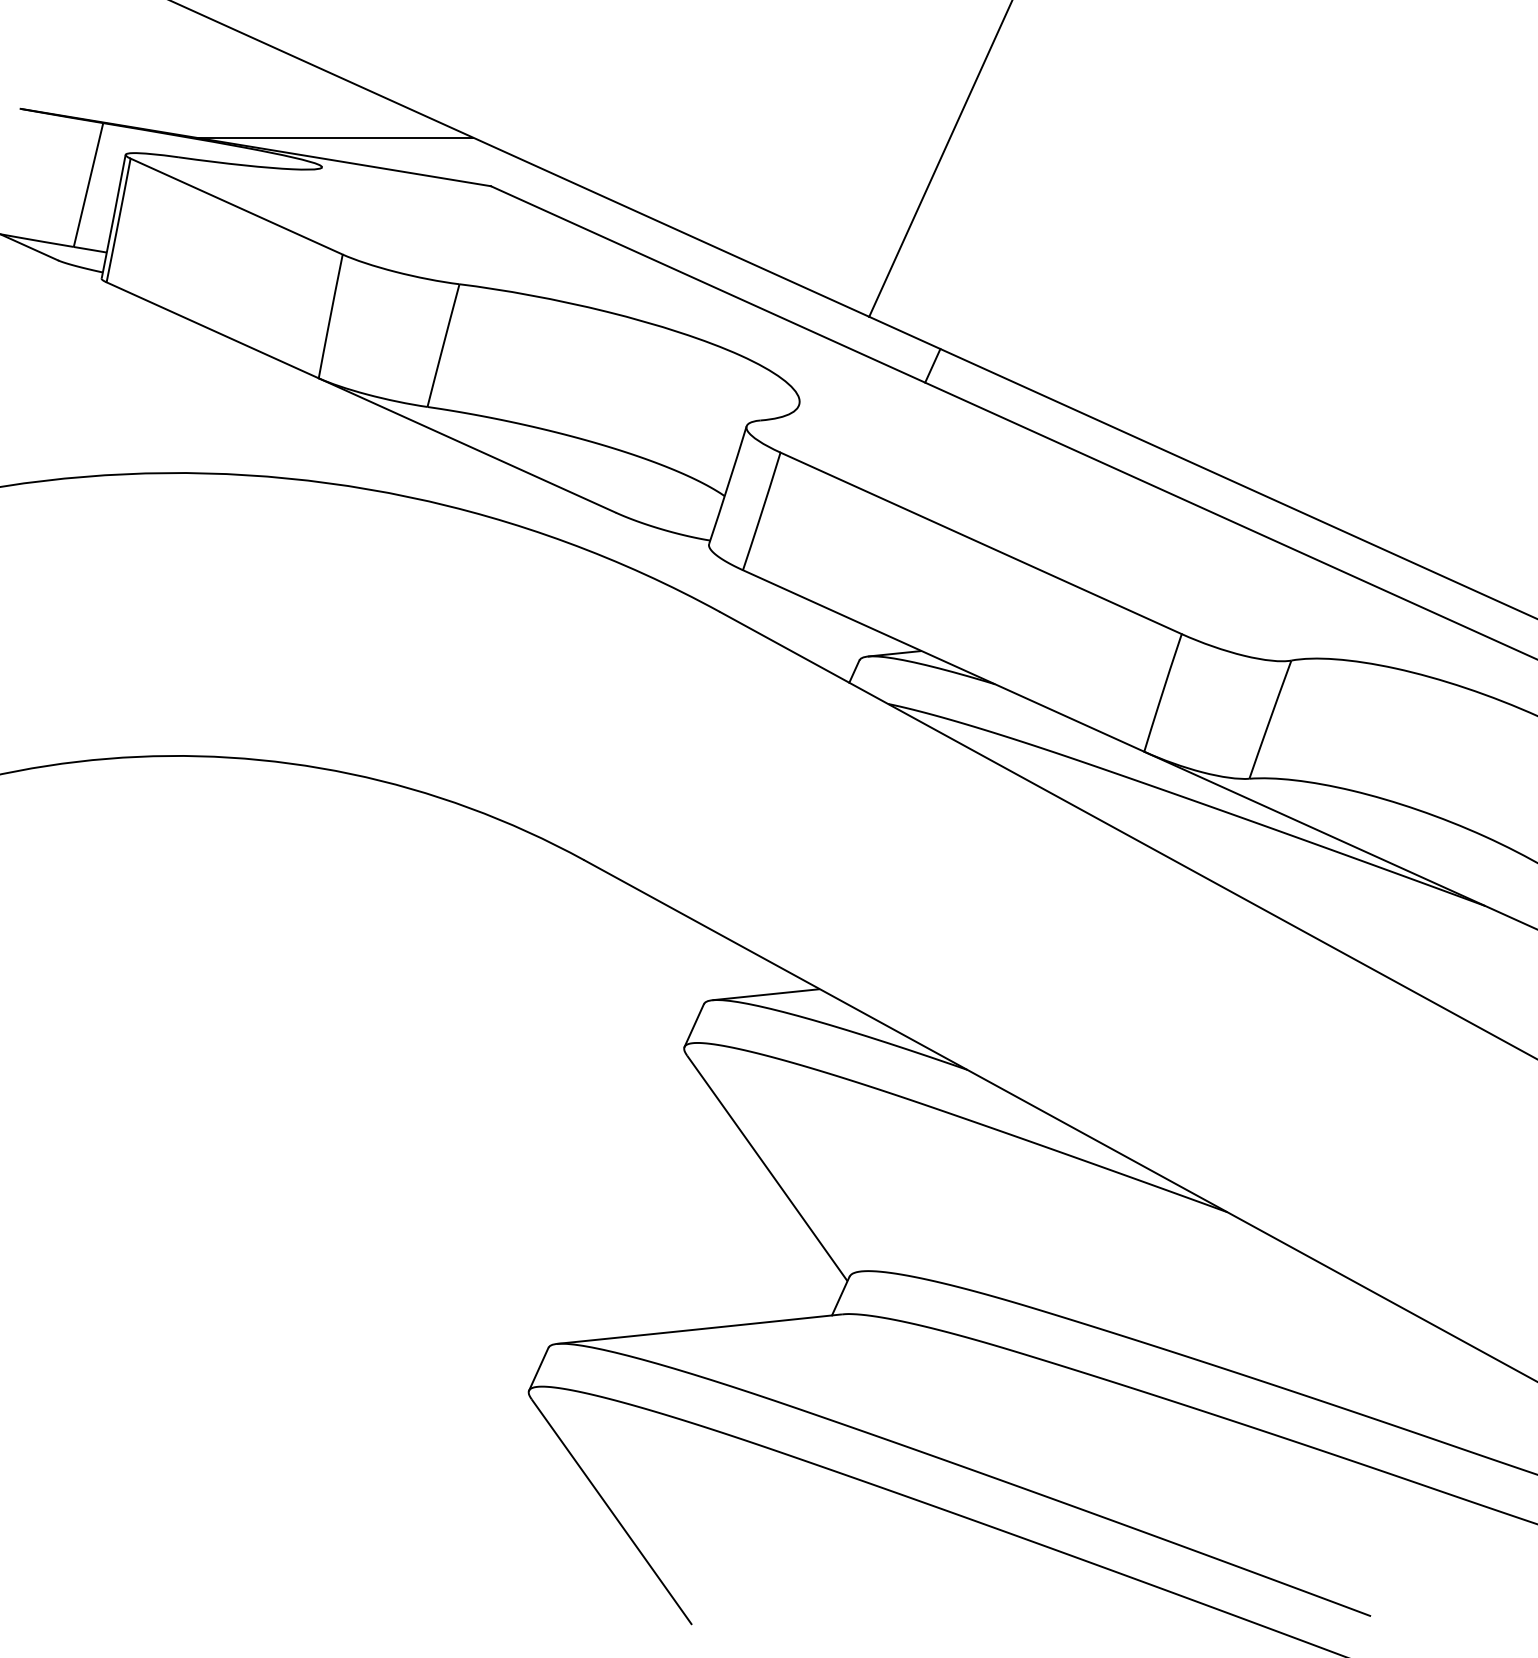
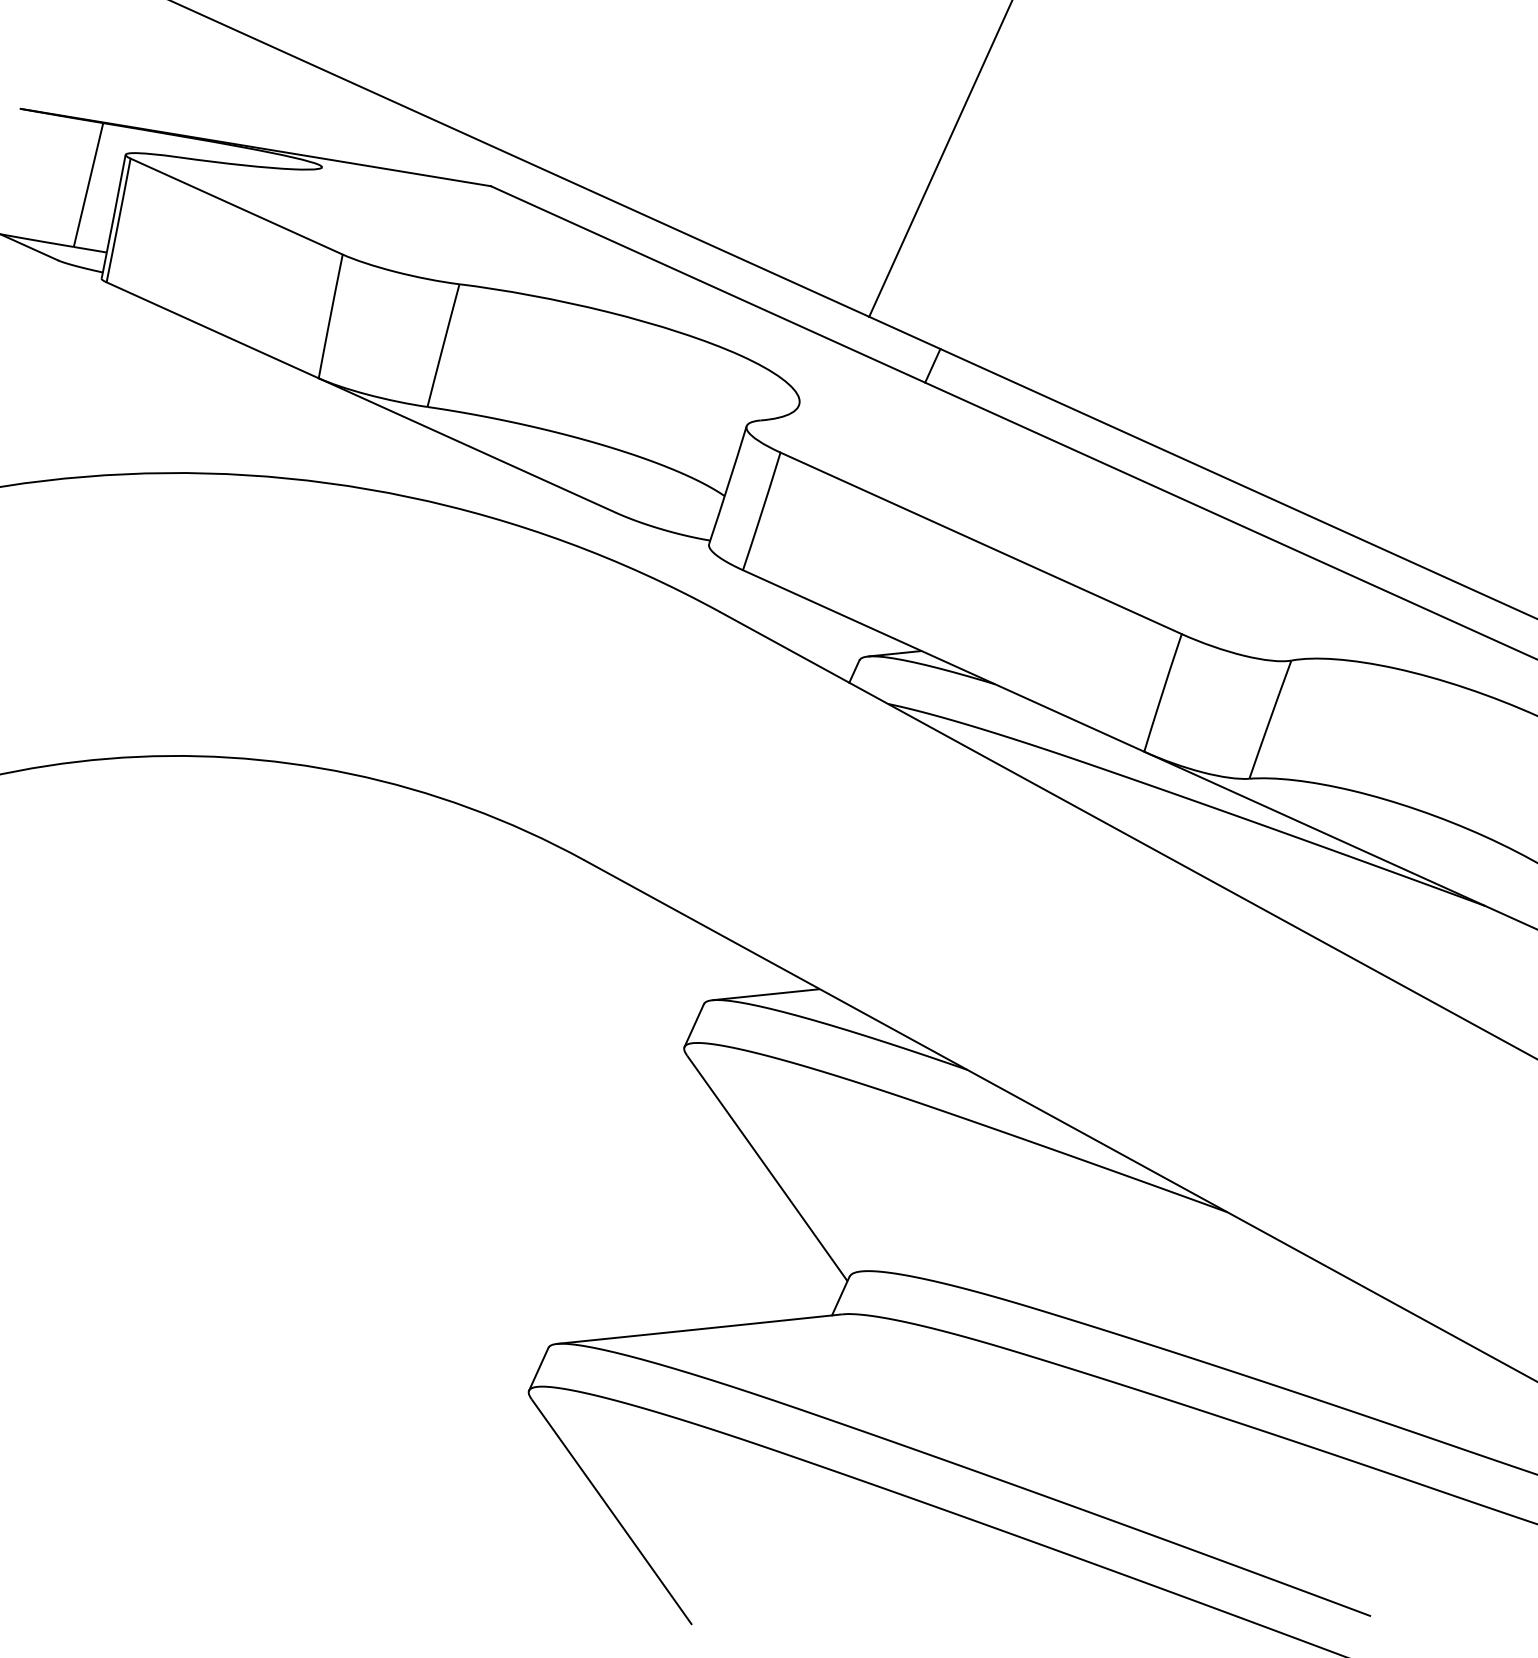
line: present -> none (334, 137)
